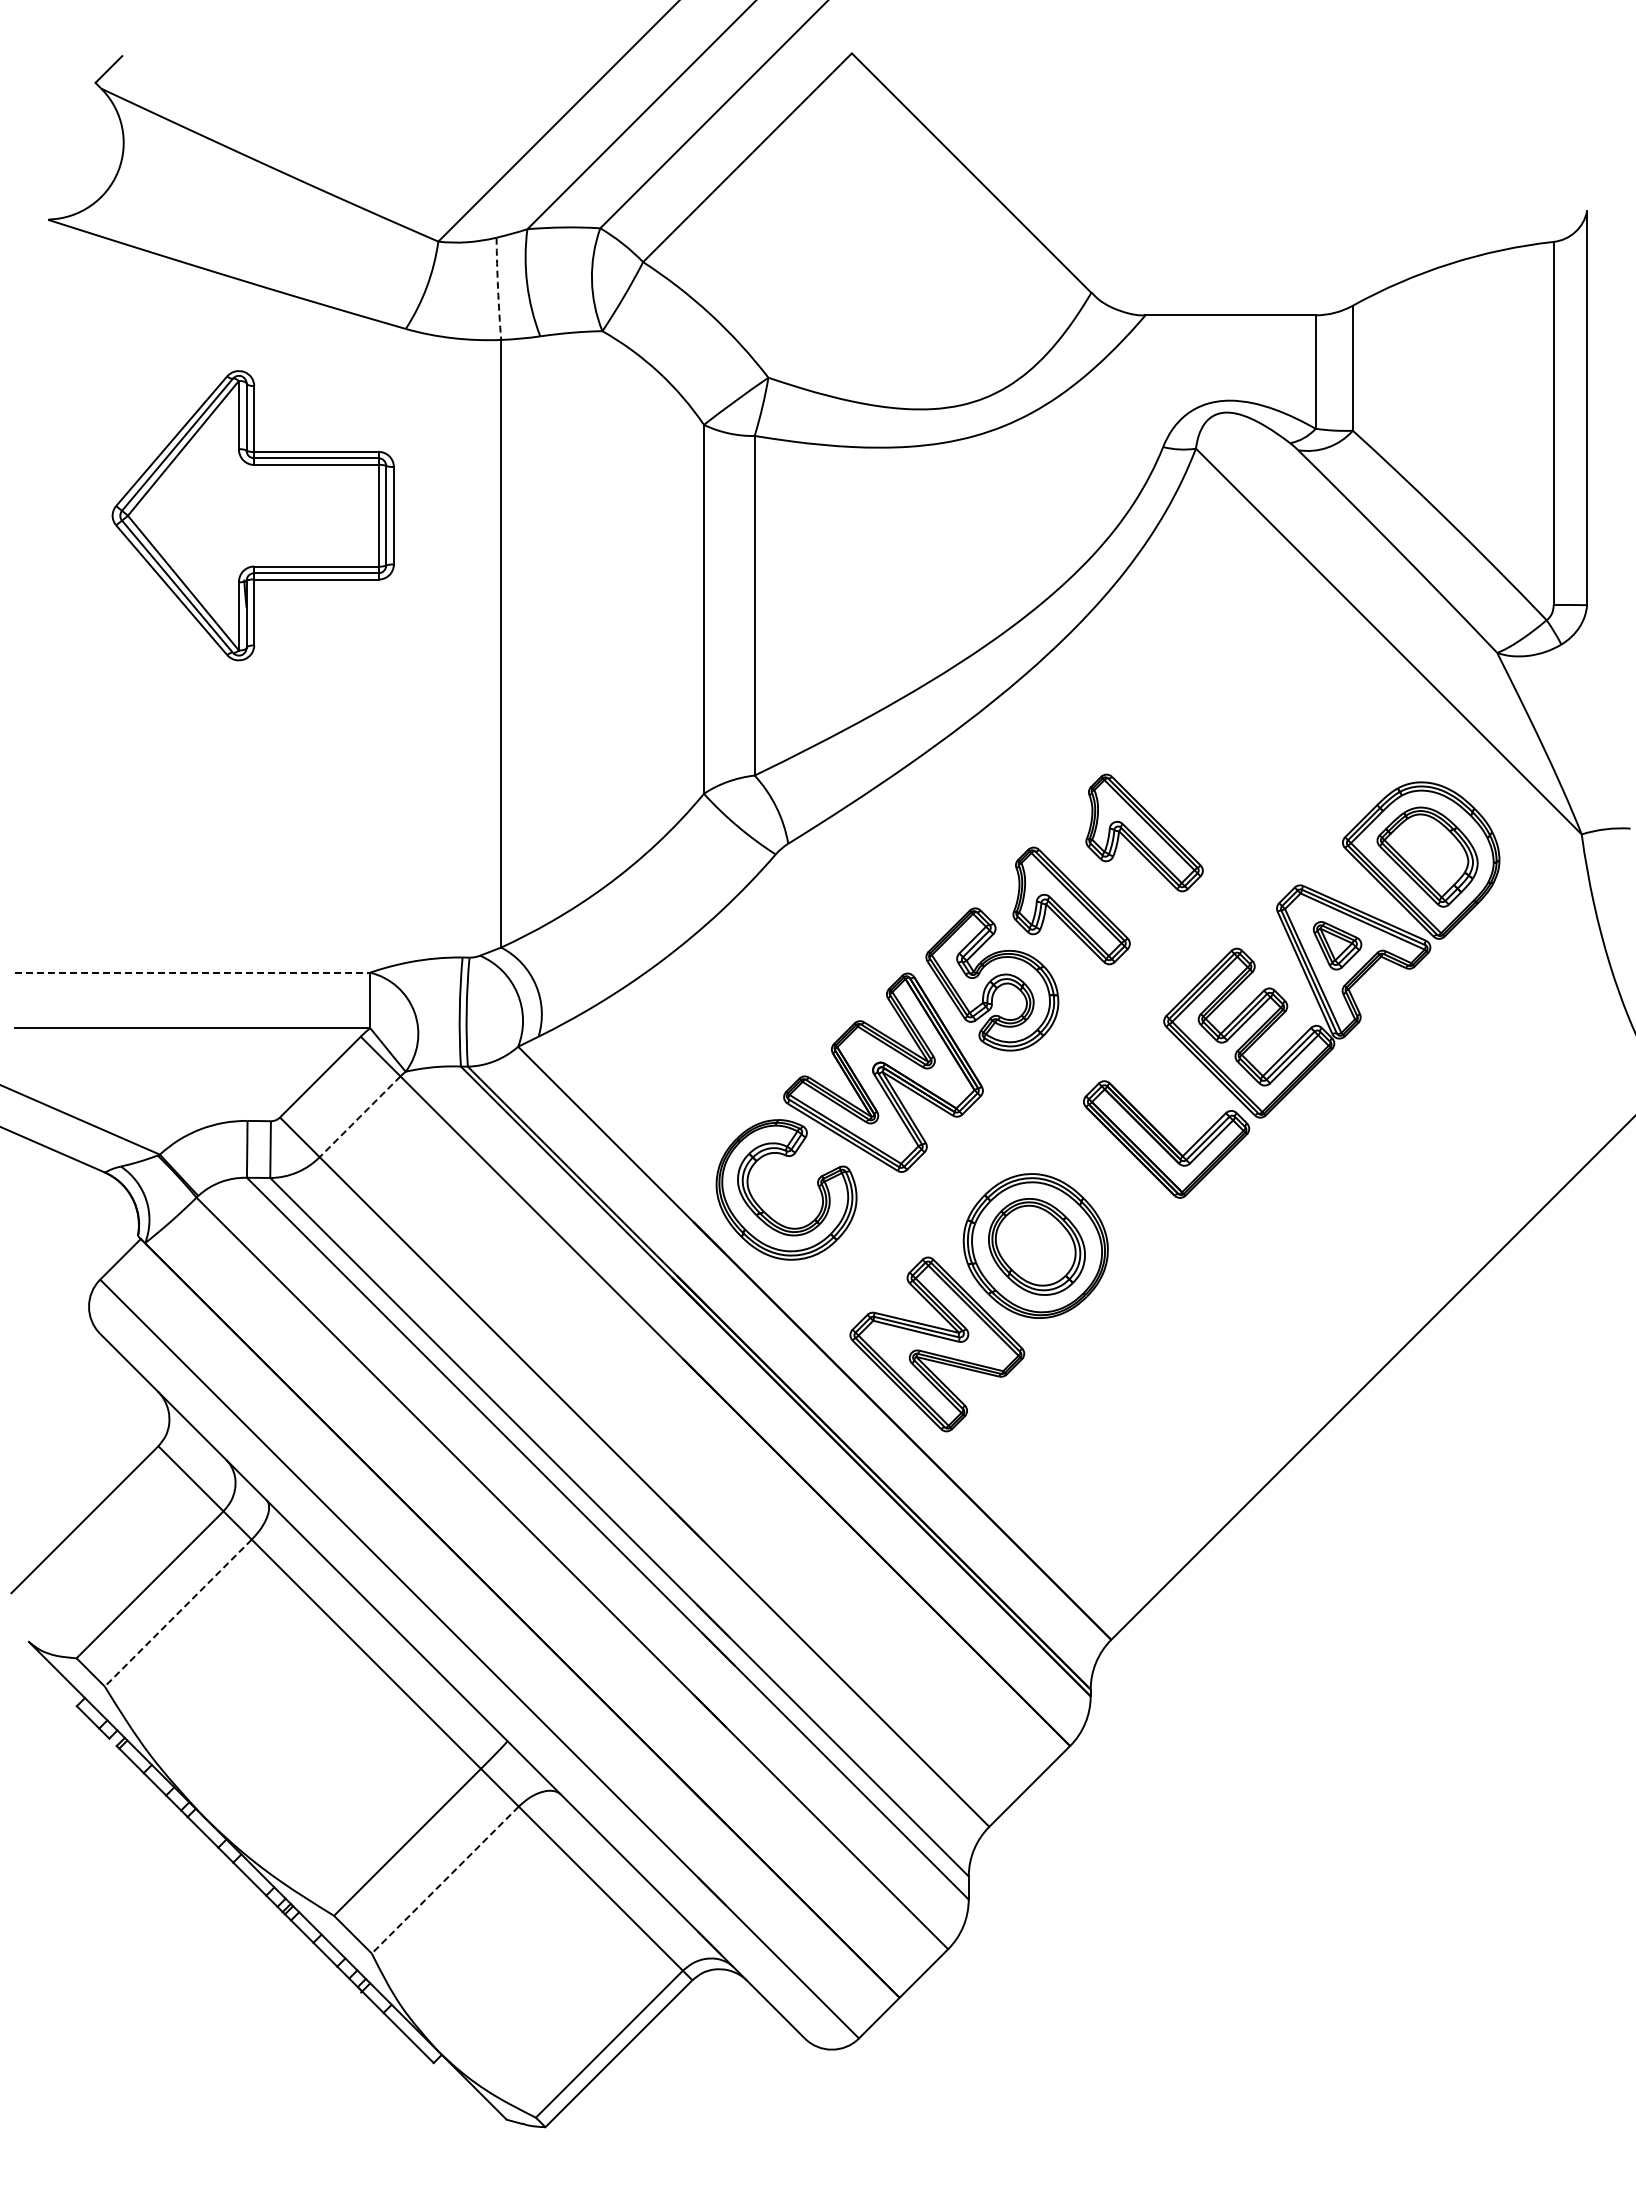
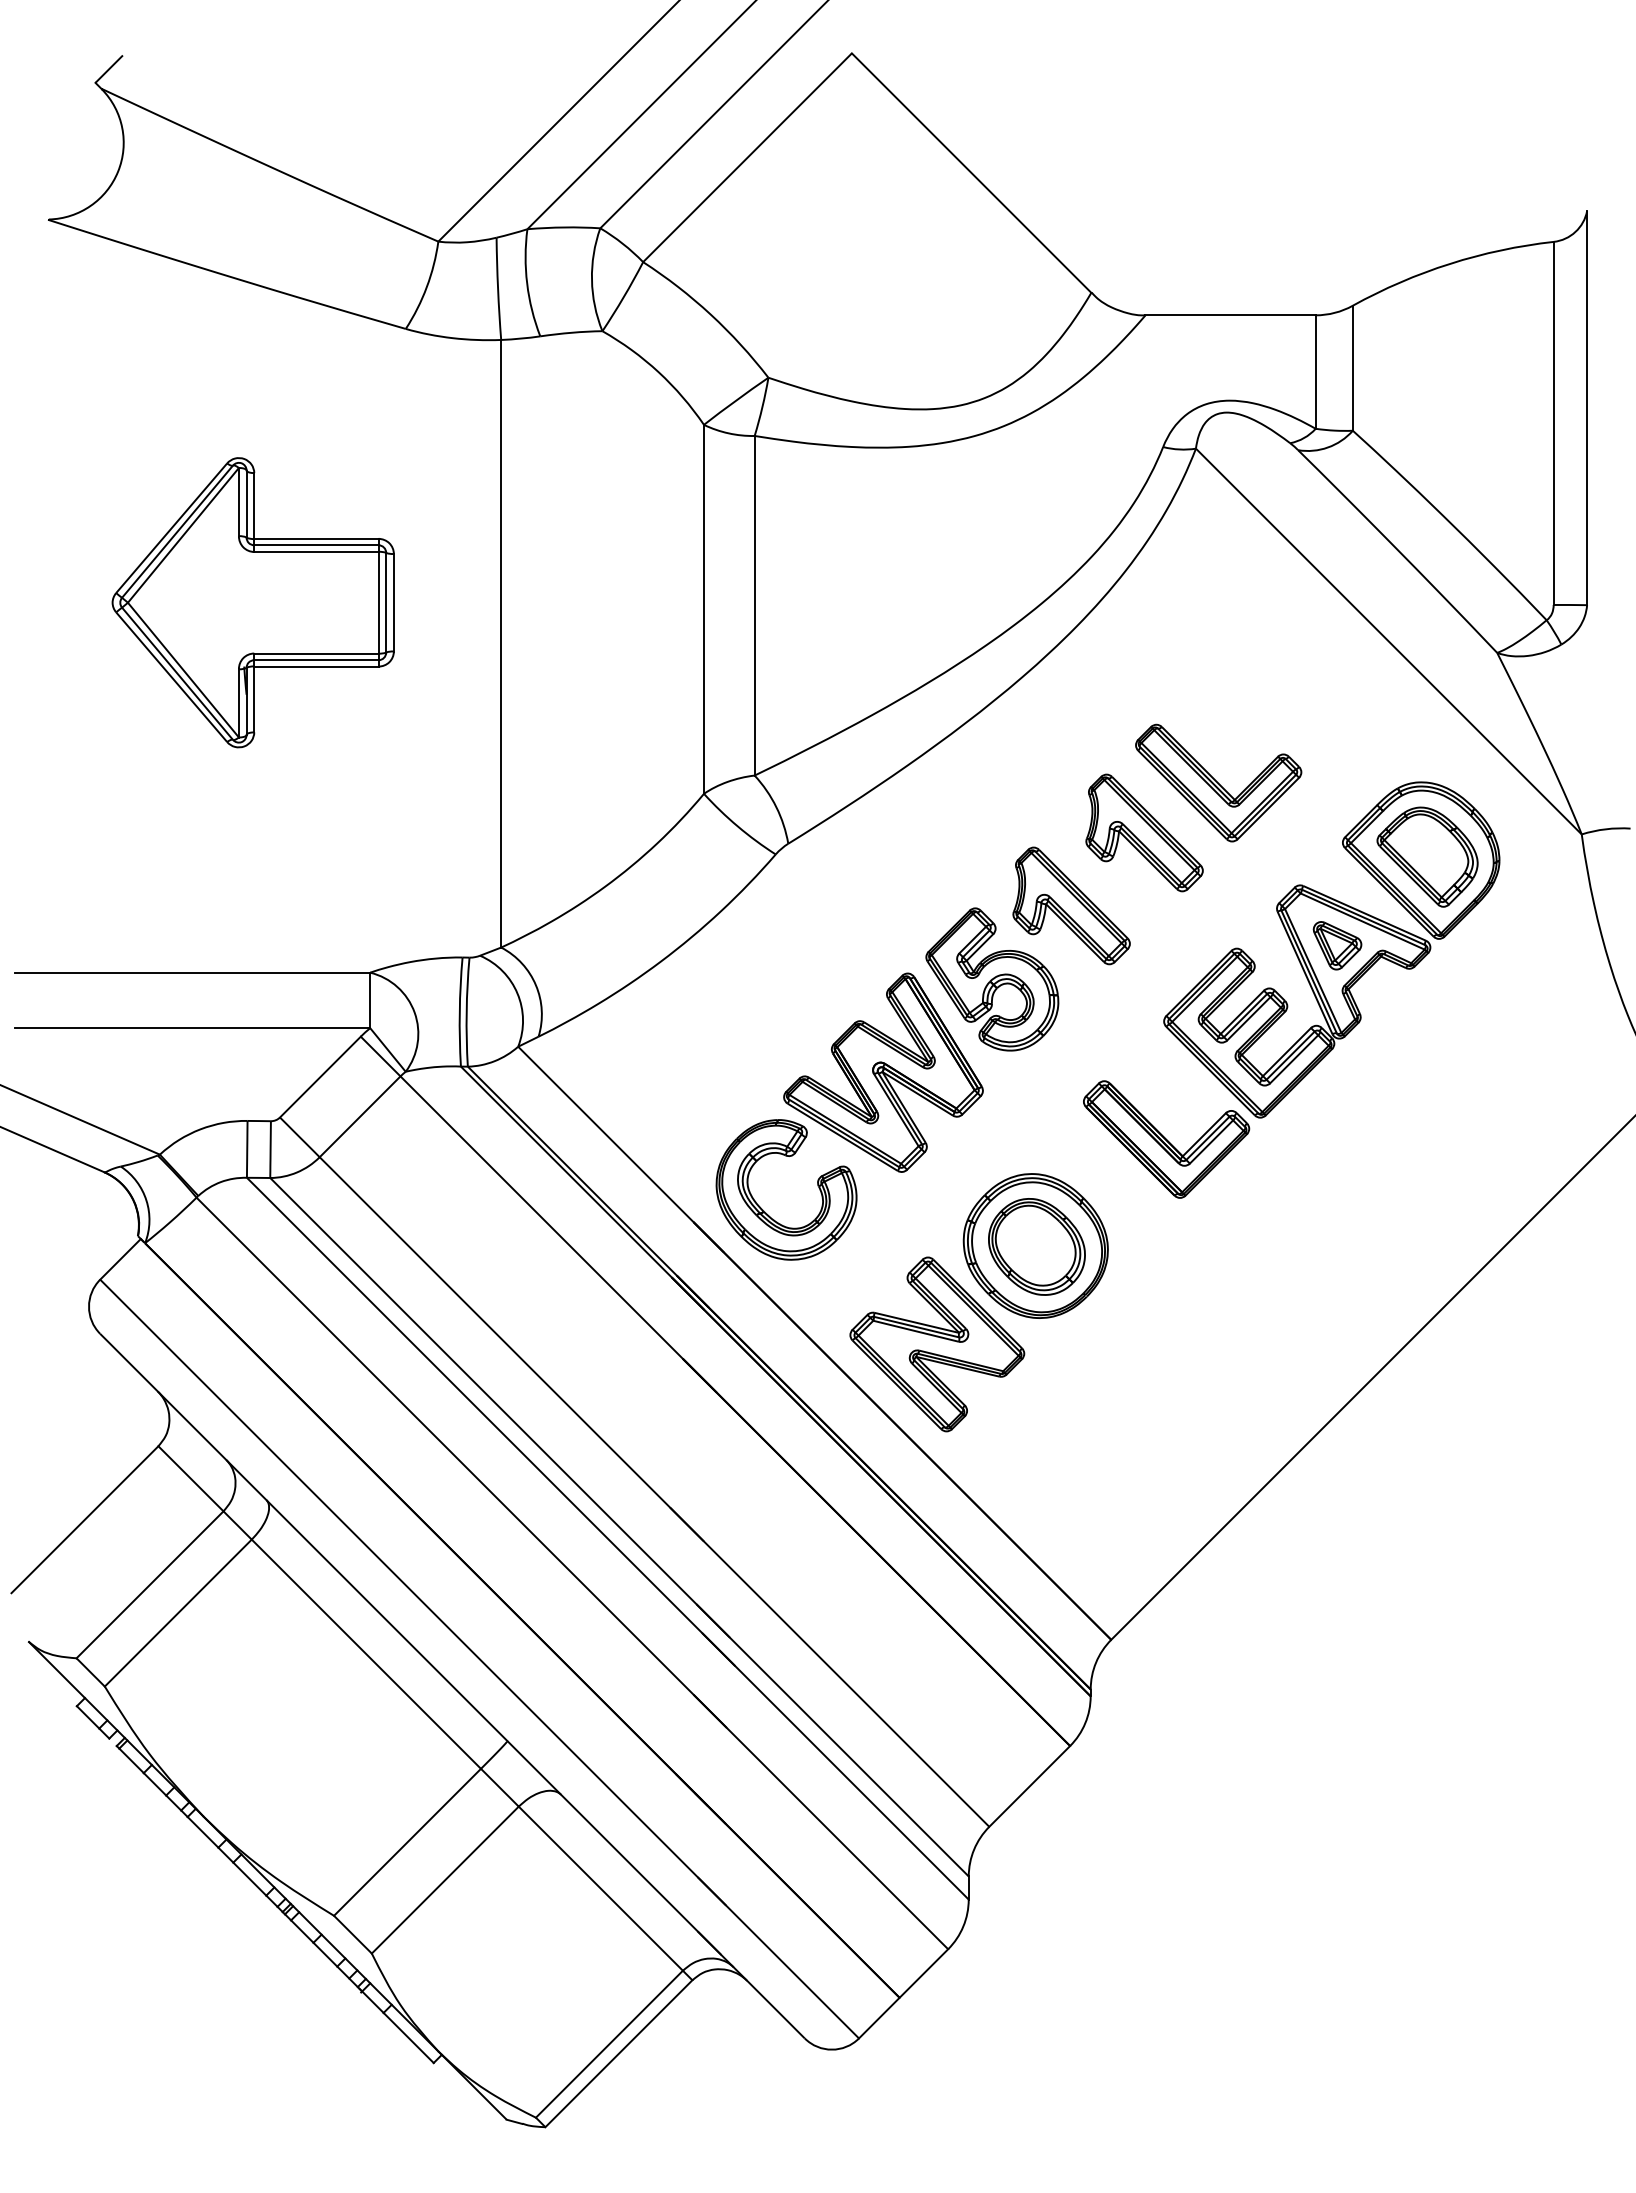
arc: dashed -> solid (498, 288)
part position: (252, 515) -> (252, 602) (252, 602)
part: none -> present (1218, 782)
line: dashed -> solid (193, 972)
line: dashed -> solid (359, 1117)
line: dashed -> solid (178, 1613)
line: dashed -> solid (445, 1880)
